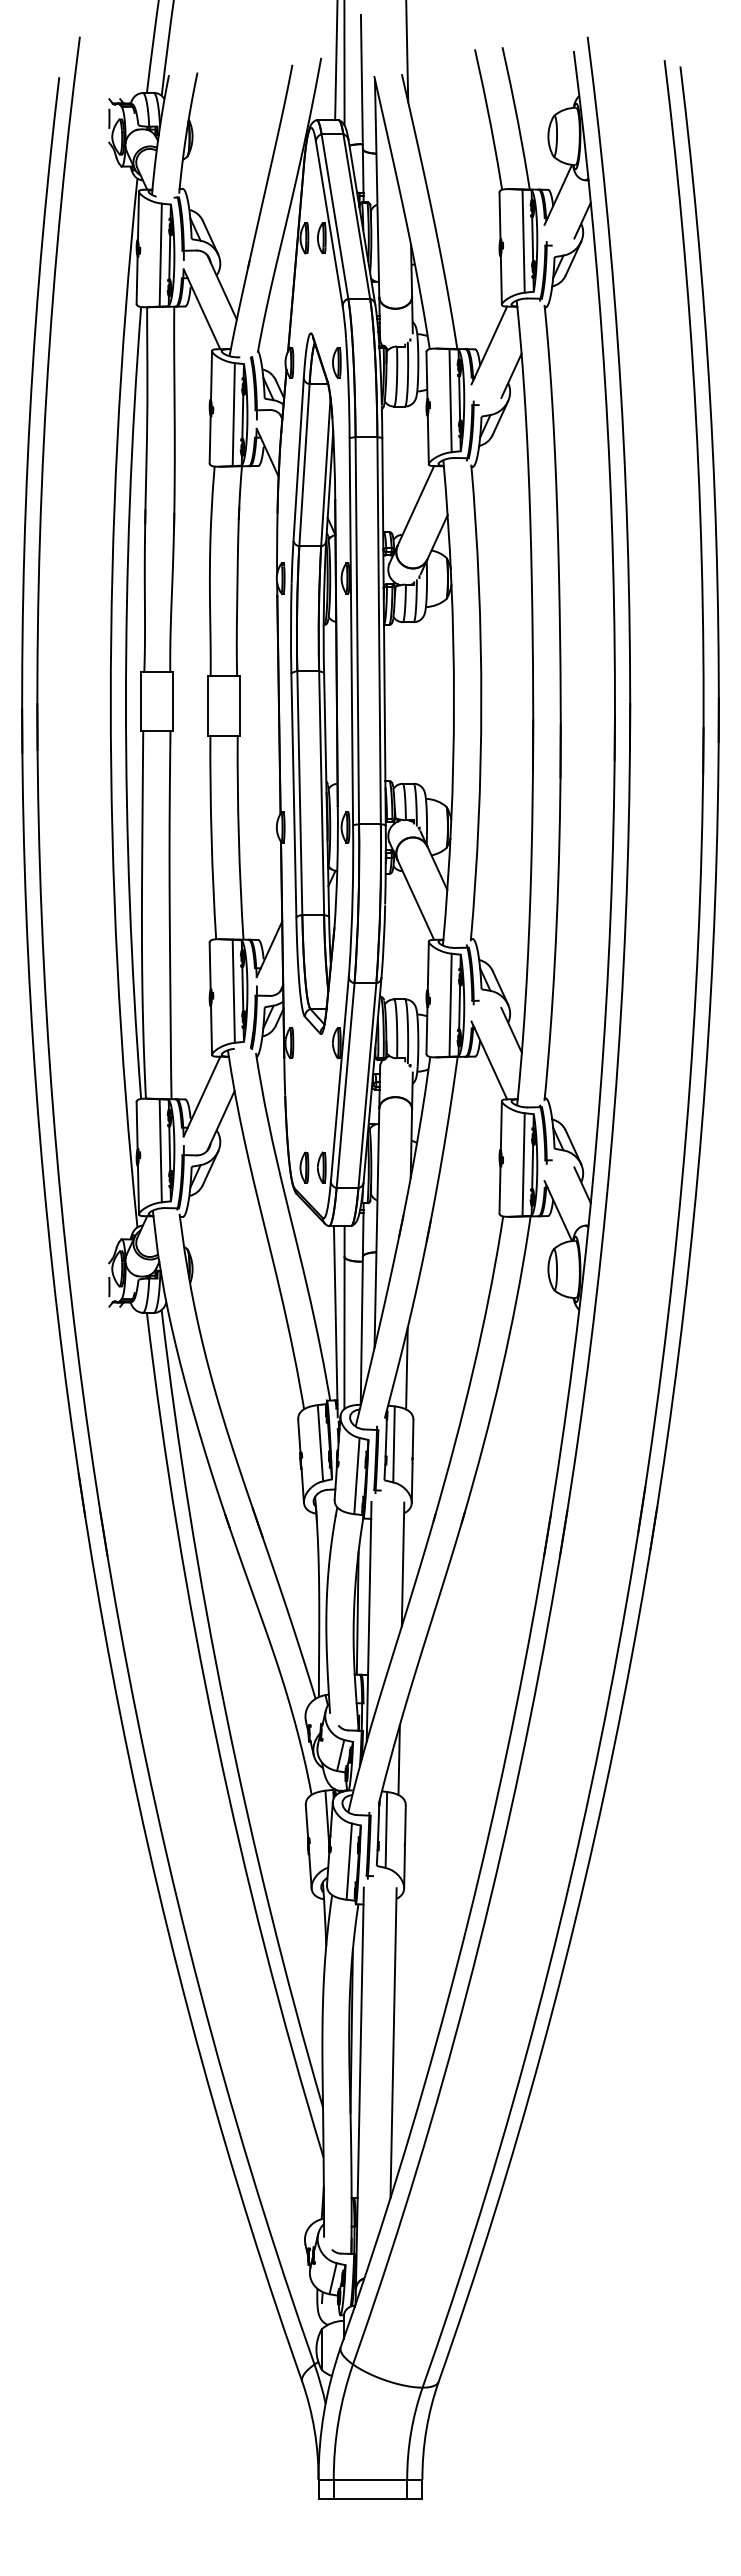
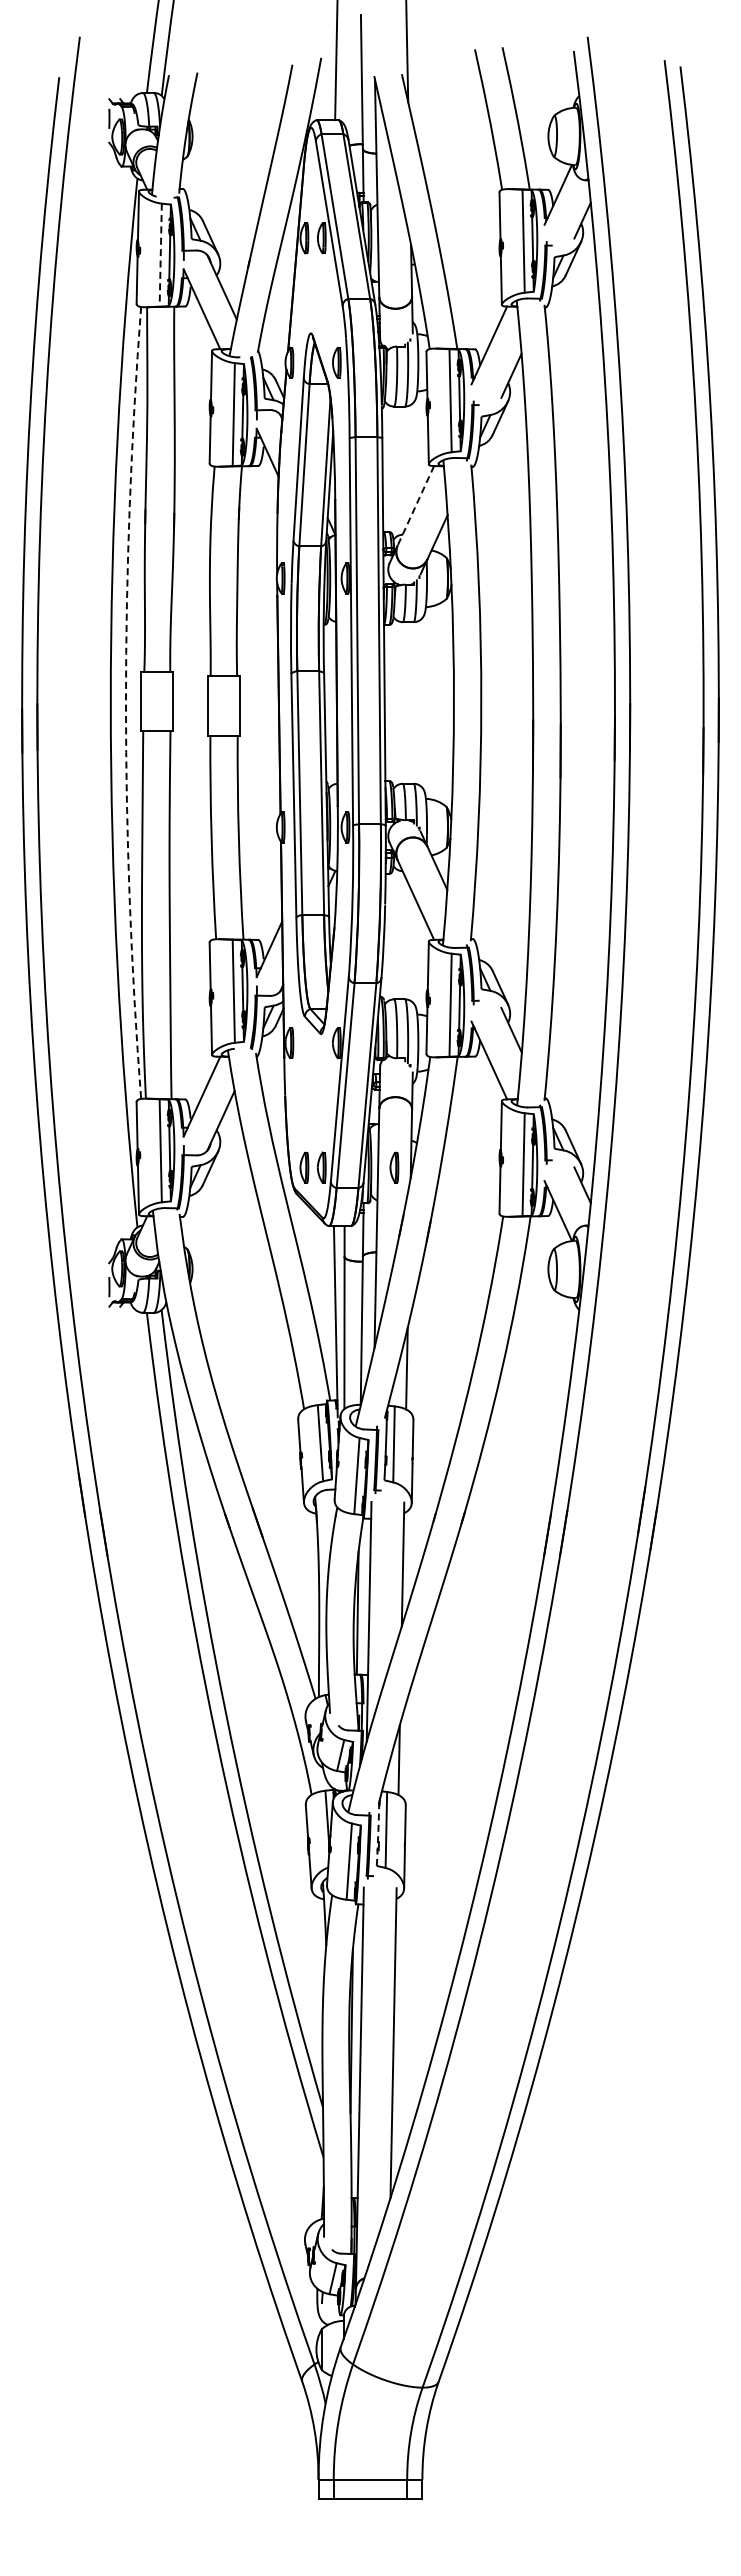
line: present -> none (344, 63)
line: solid -> dashed (160, 255)
line: solid -> dashed (415, 506)
arc: solid -> dashed (125, 702)
part: none -> present (394, 1167)
arc: solid -> dashed (378, 1834)
